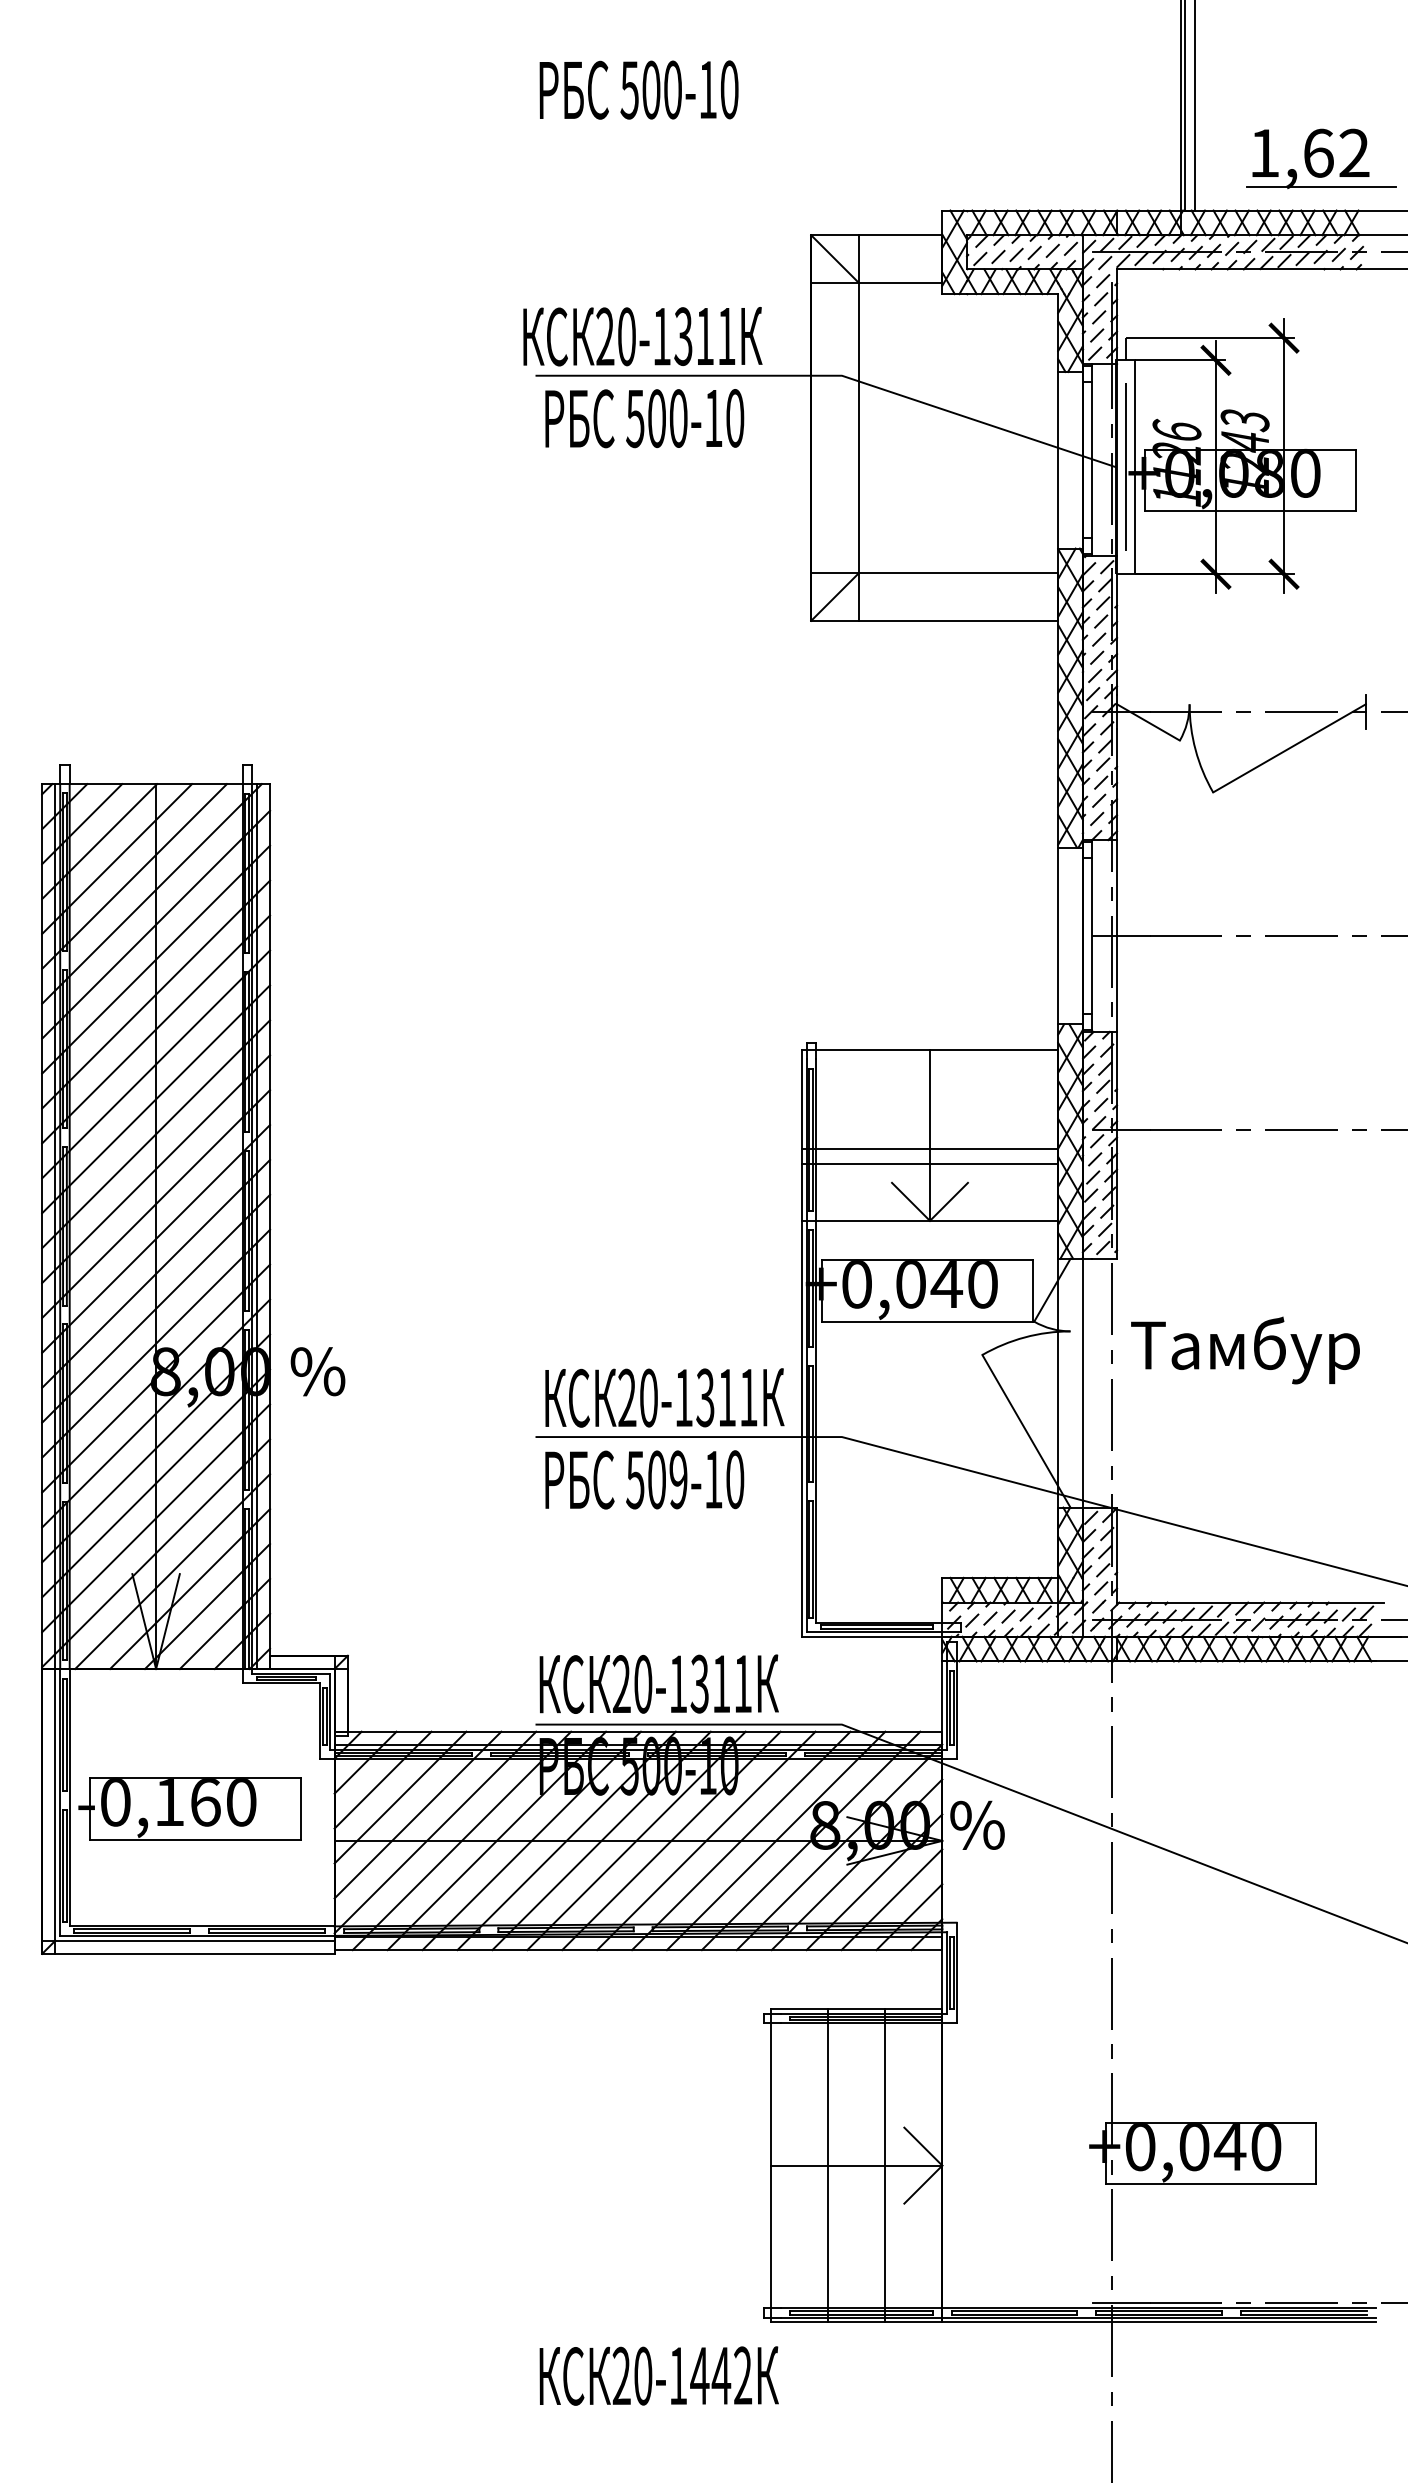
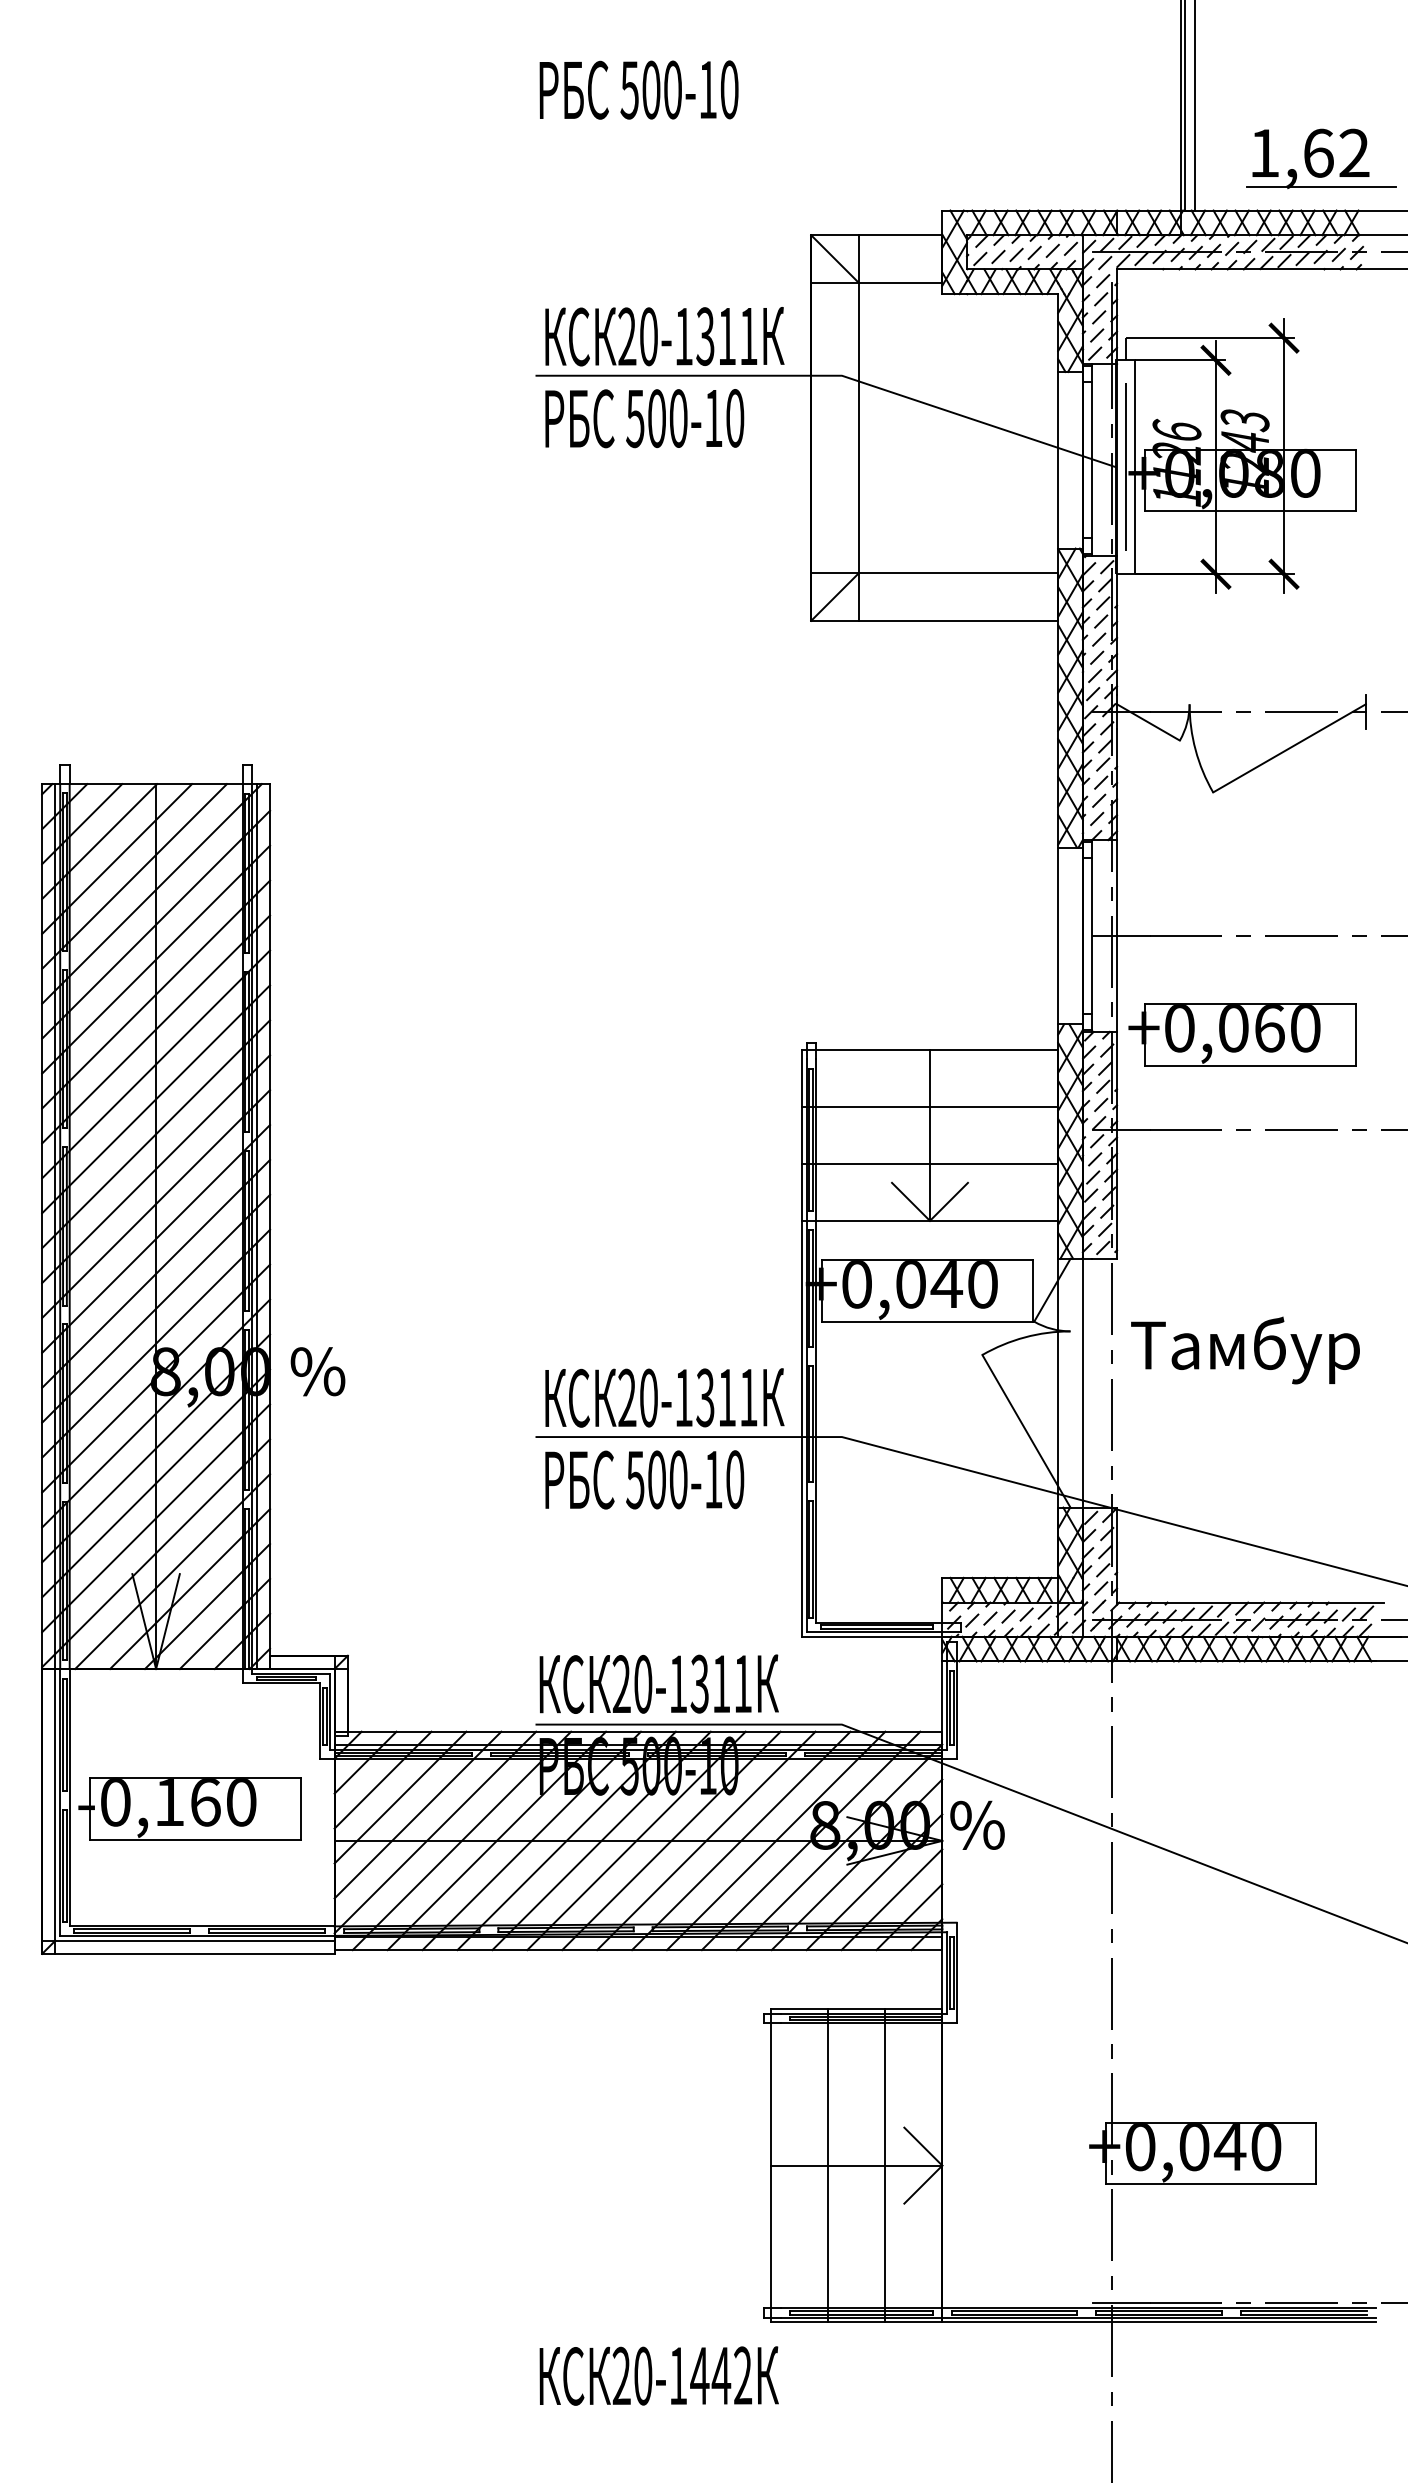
text position: (642, 336) -> (664, 336) (664, 336)
part: none -> present (1242, 1034)
line position: (929, 1148) -> (929, 1106) (929, 1106)
text: 509-10 -> 500-10 (678, 1479)
